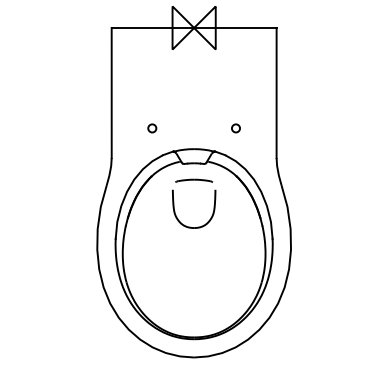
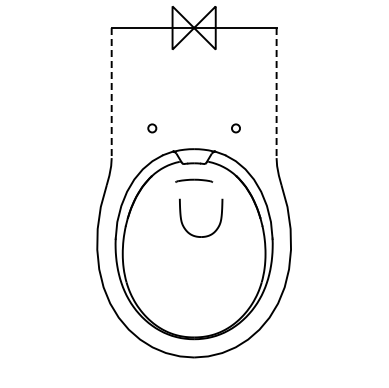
line: solid -> dashed (111, 93)
line: solid -> dashed (276, 93)
part position: (197, 226) -> (204, 235) (204, 235)
